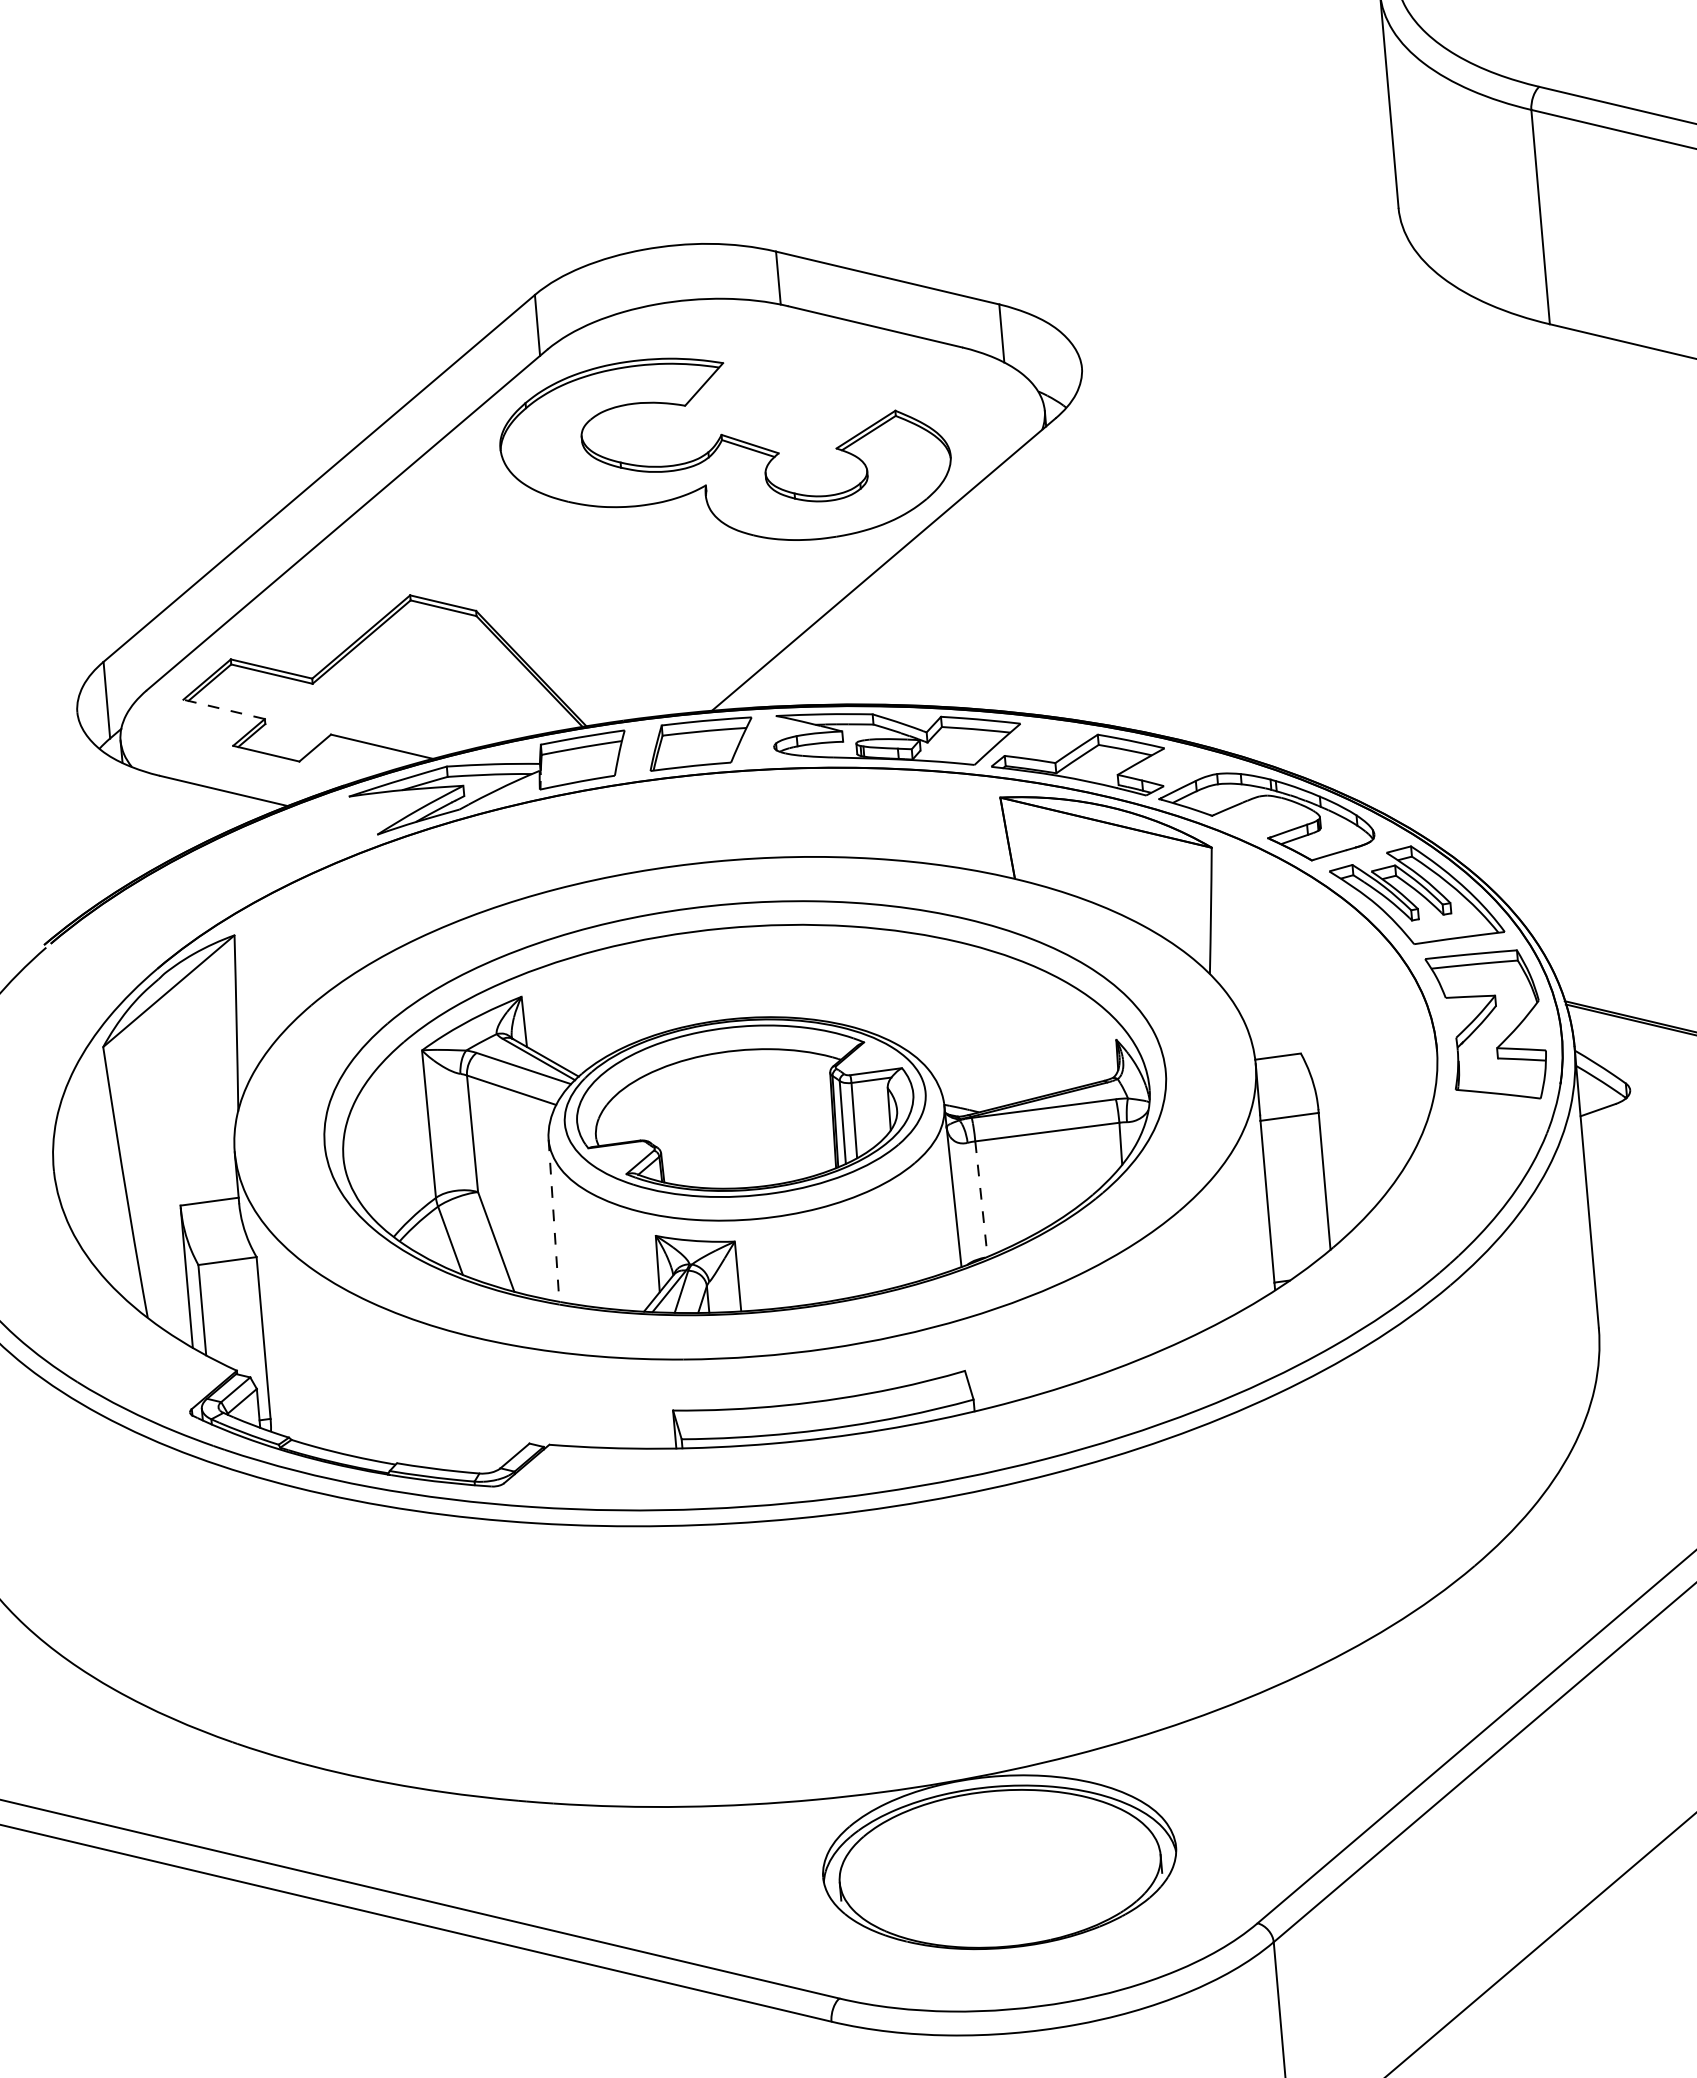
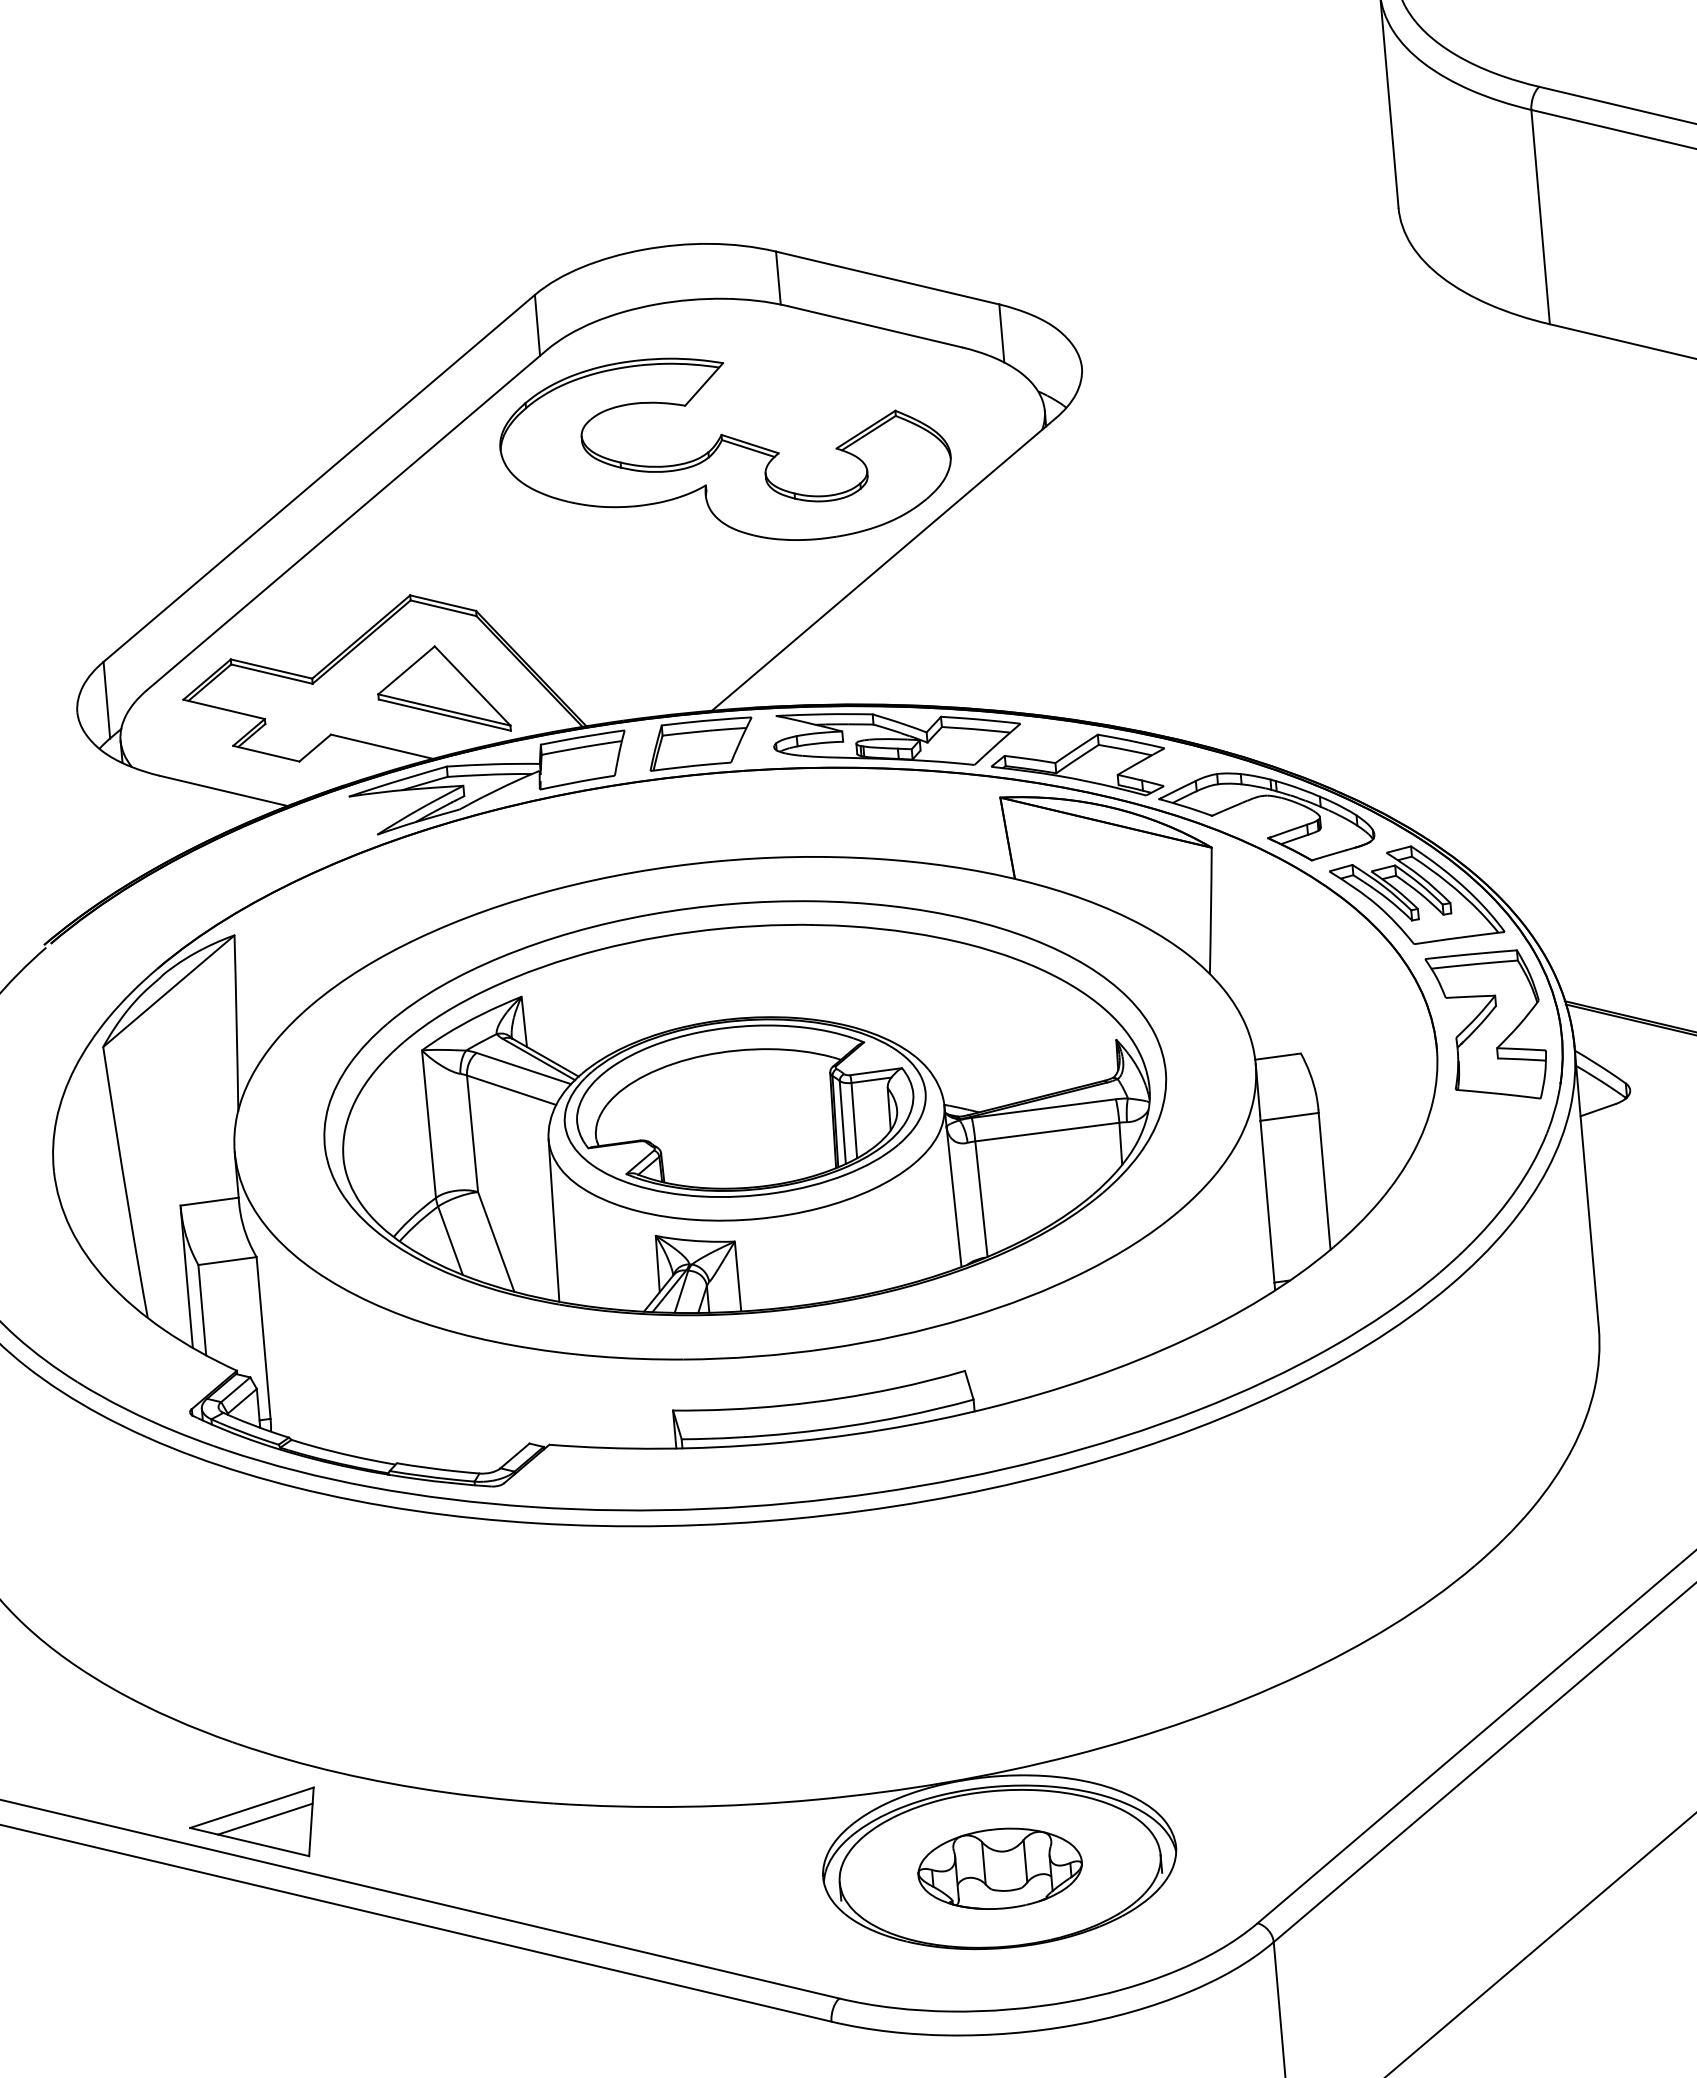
part: none -> present (444, 688)
line: dashed -> solid (224, 709)
line: dashed -> solid (981, 1199)
line: dashed -> solid (554, 1221)
part: none -> present (251, 1821)
part: none -> present (999, 1868)
